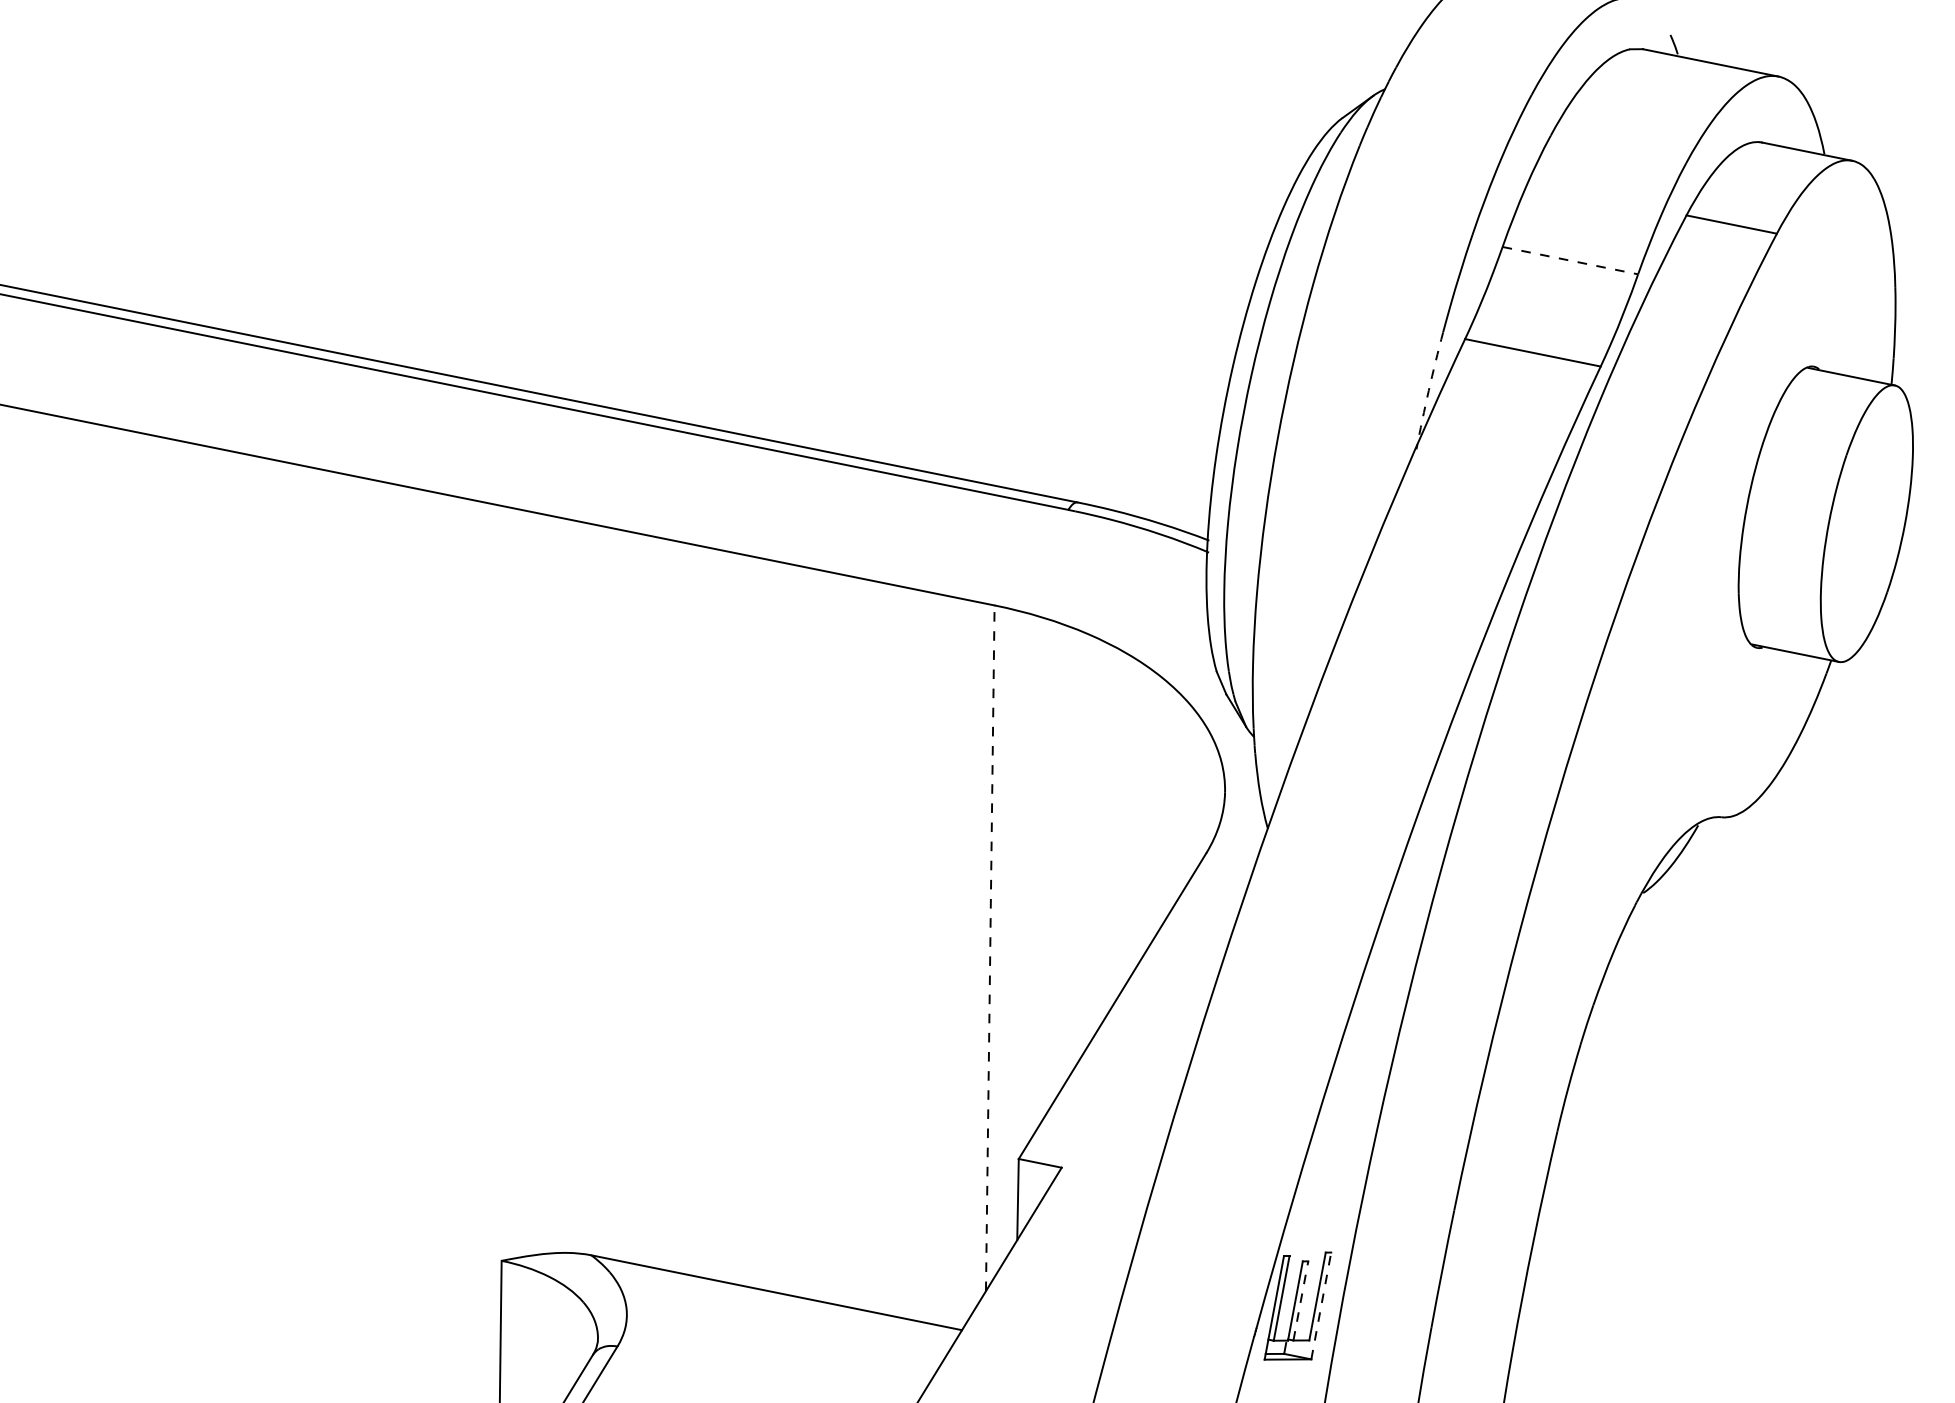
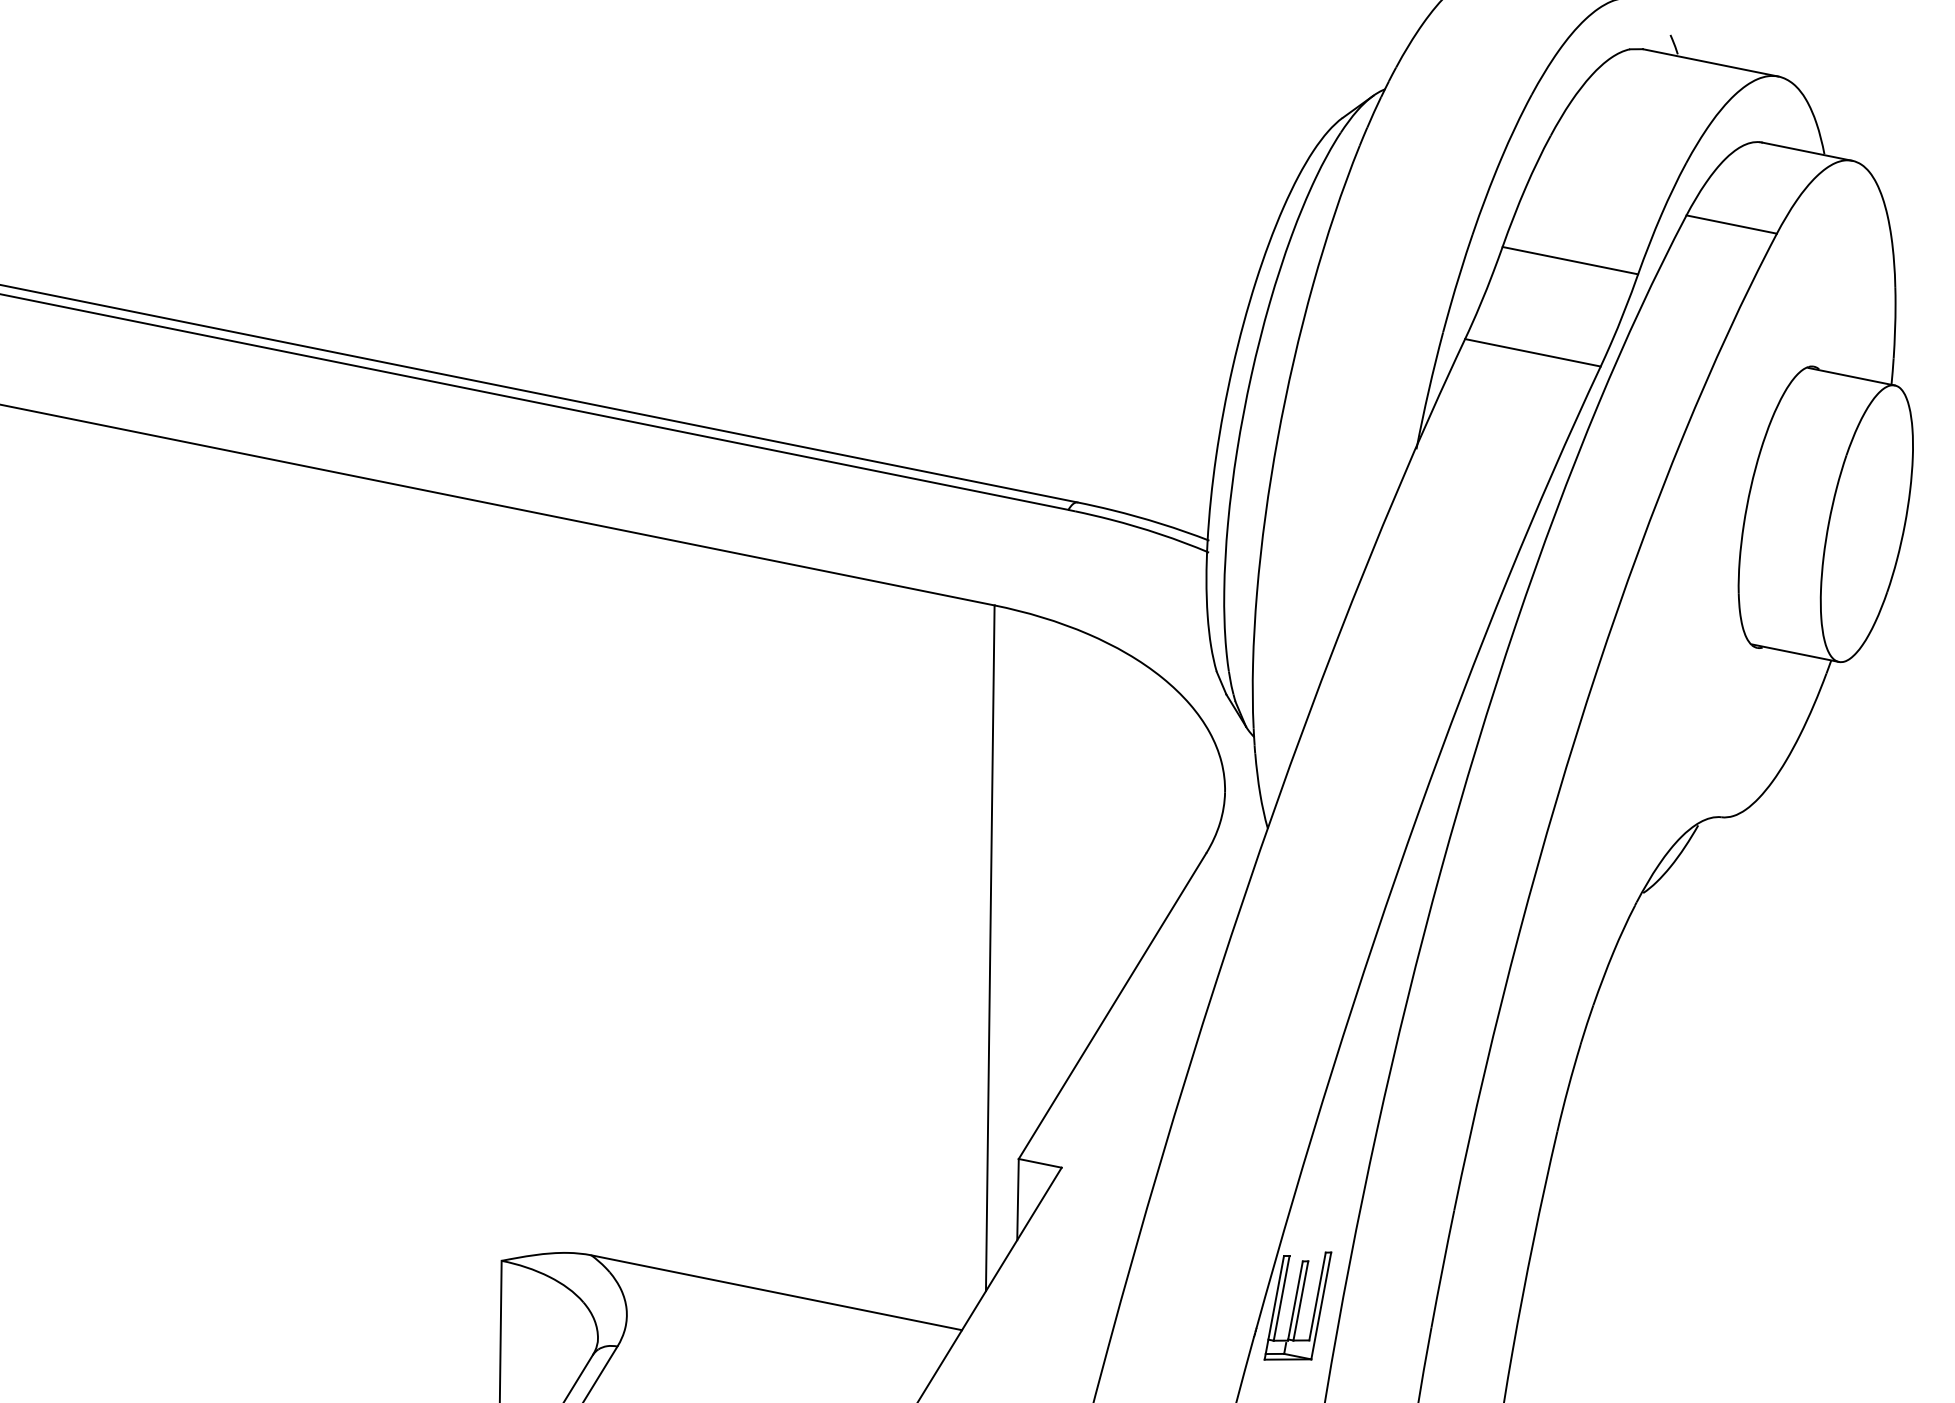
line: dashed -> solid (1570, 260)
arc: dashed -> solid (1428, 390)
line: dashed -> solid (990, 948)
line: dashed -> solid (1300, 1300)
line: dashed -> solid (1321, 1305)
